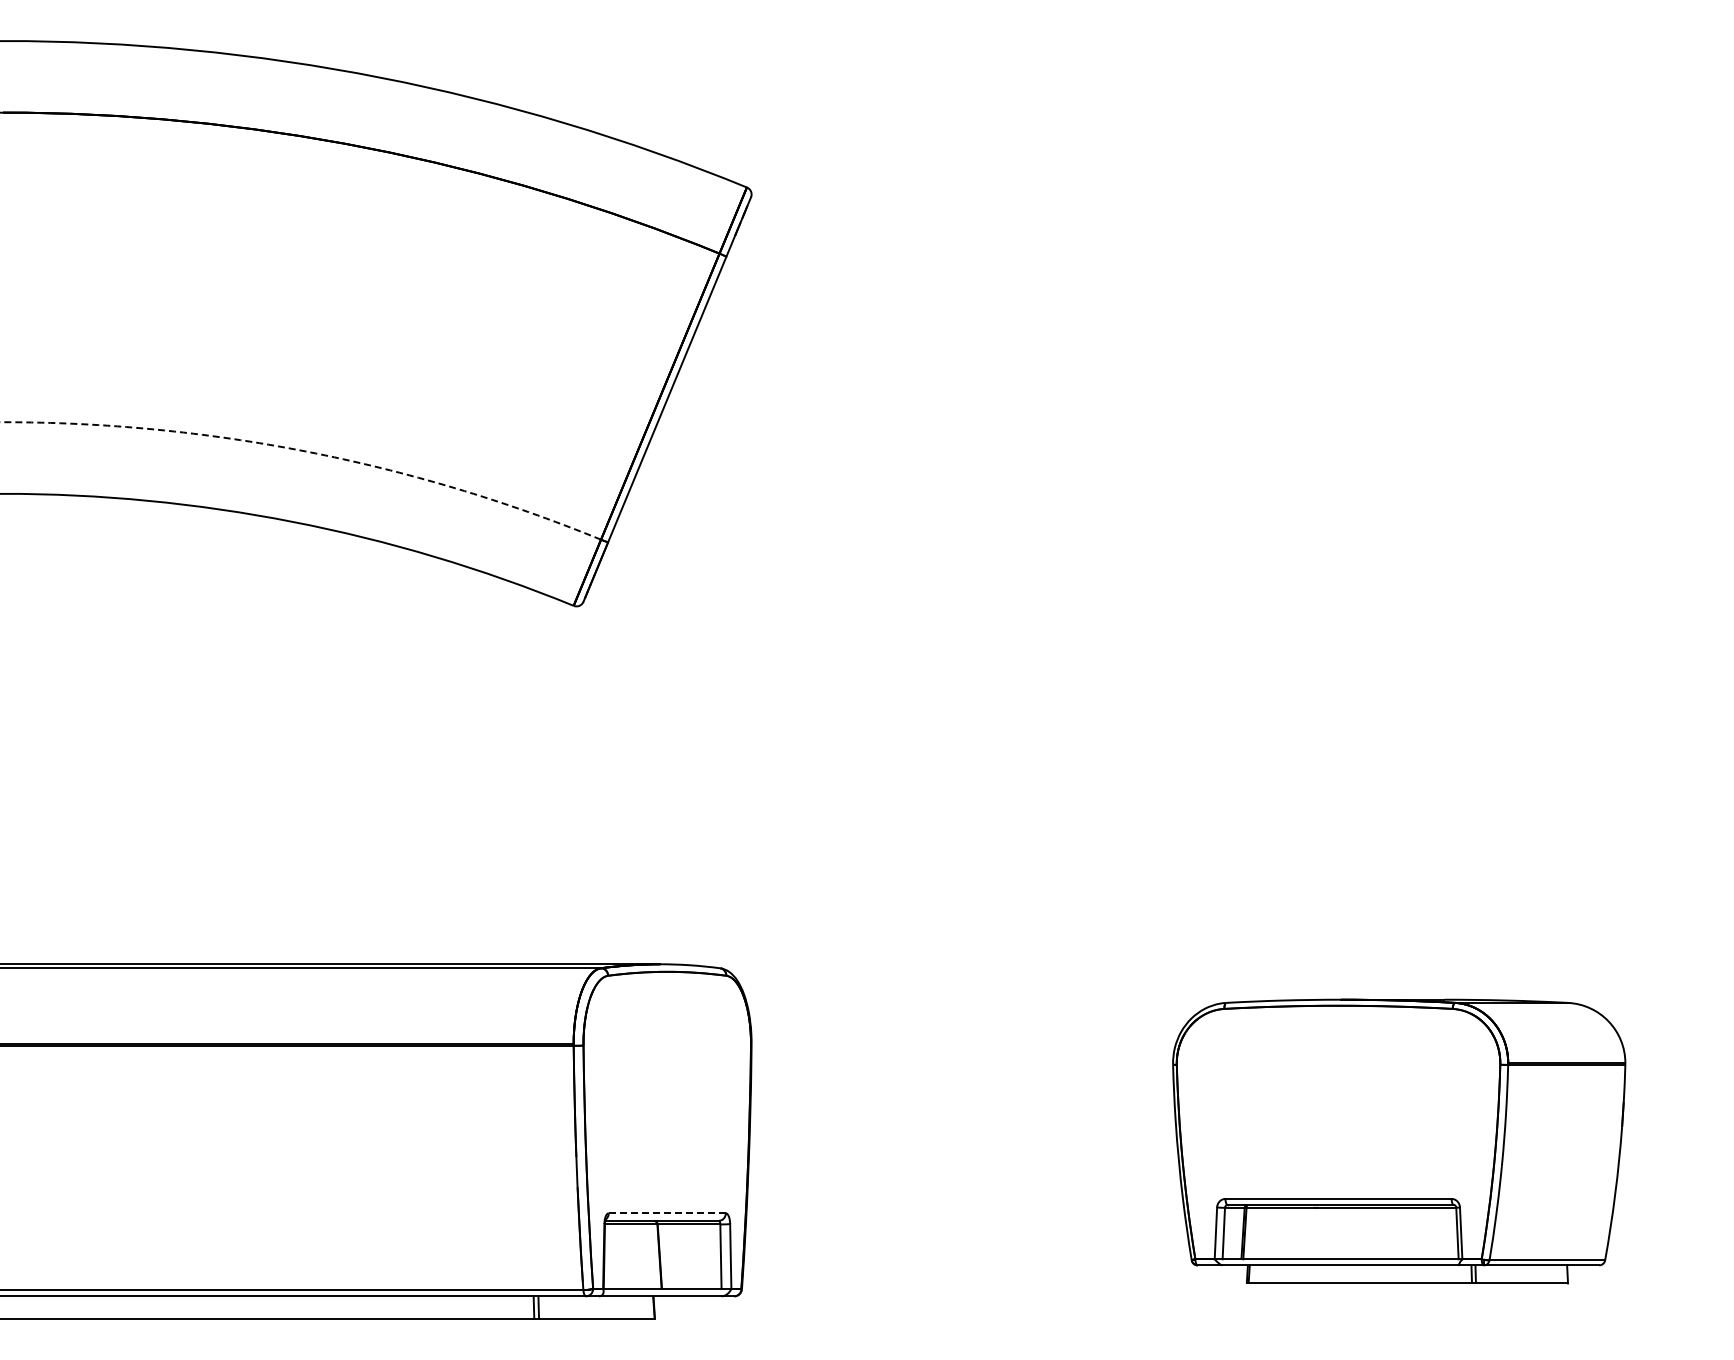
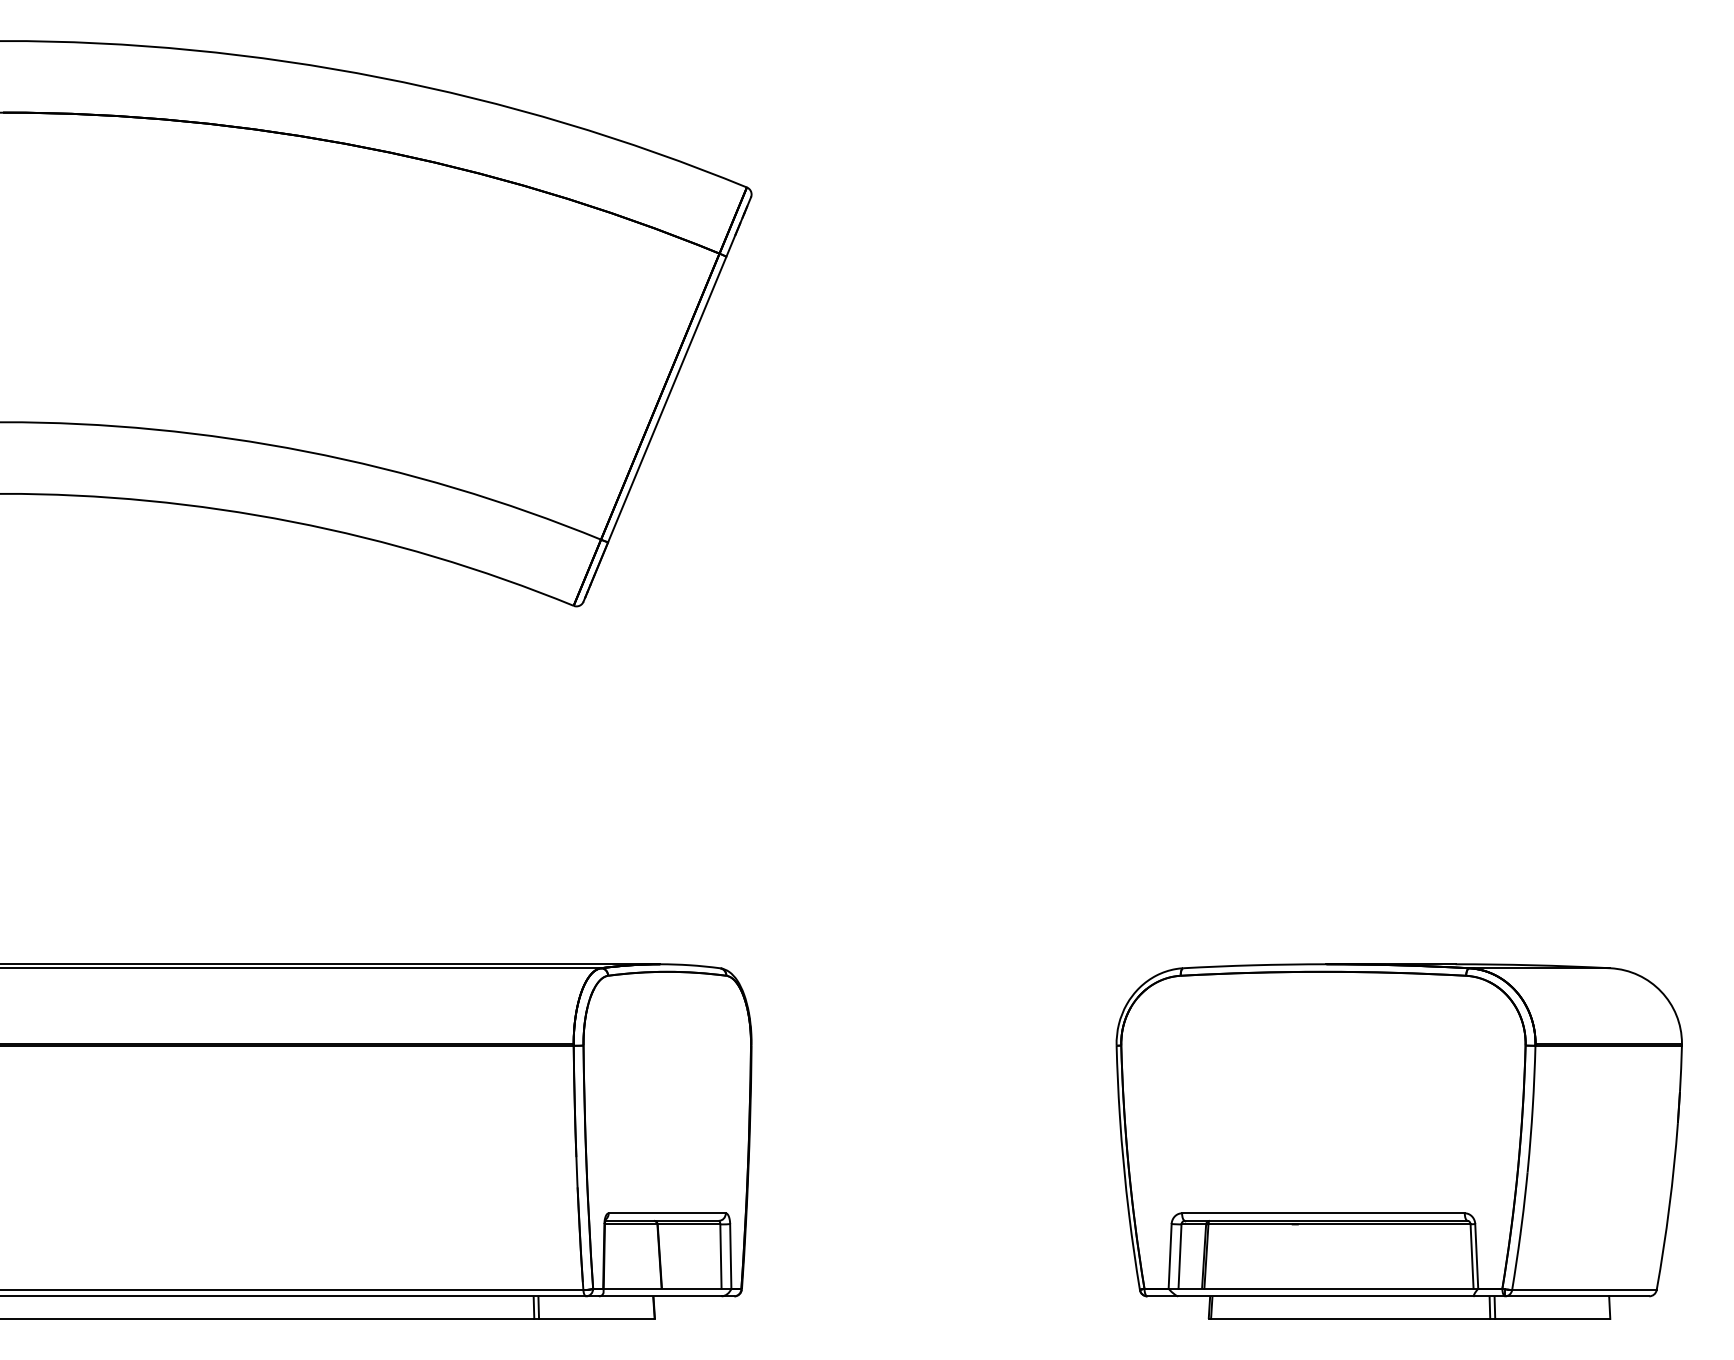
arc: dashed -> solid (304, 451)
part size: 455x287 px -> 568x357 px (1398, 1141)
line: dashed -> solid (667, 1213)
